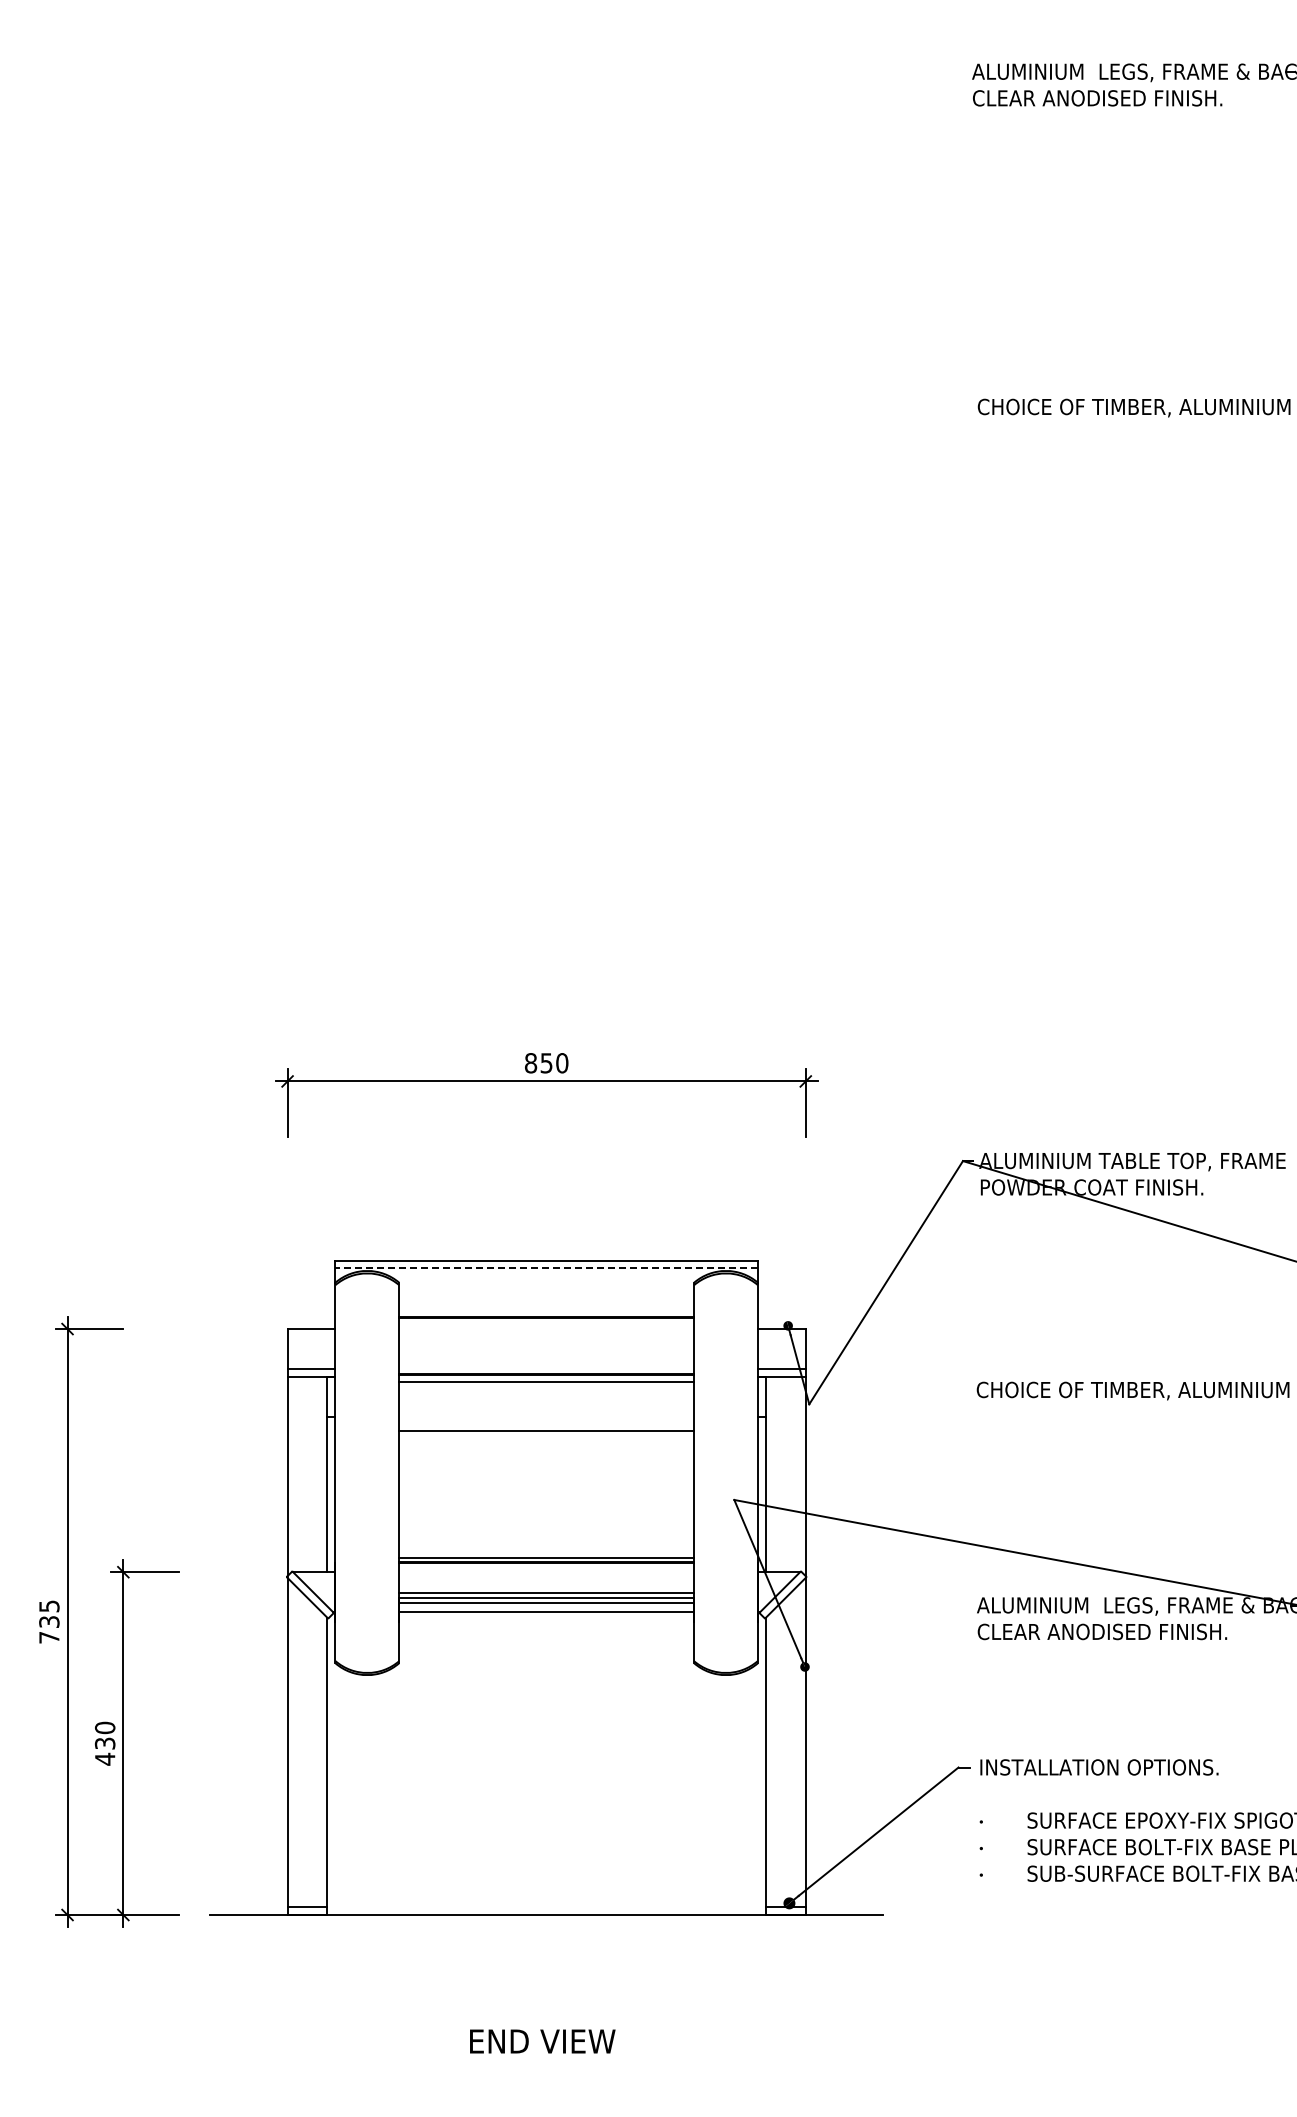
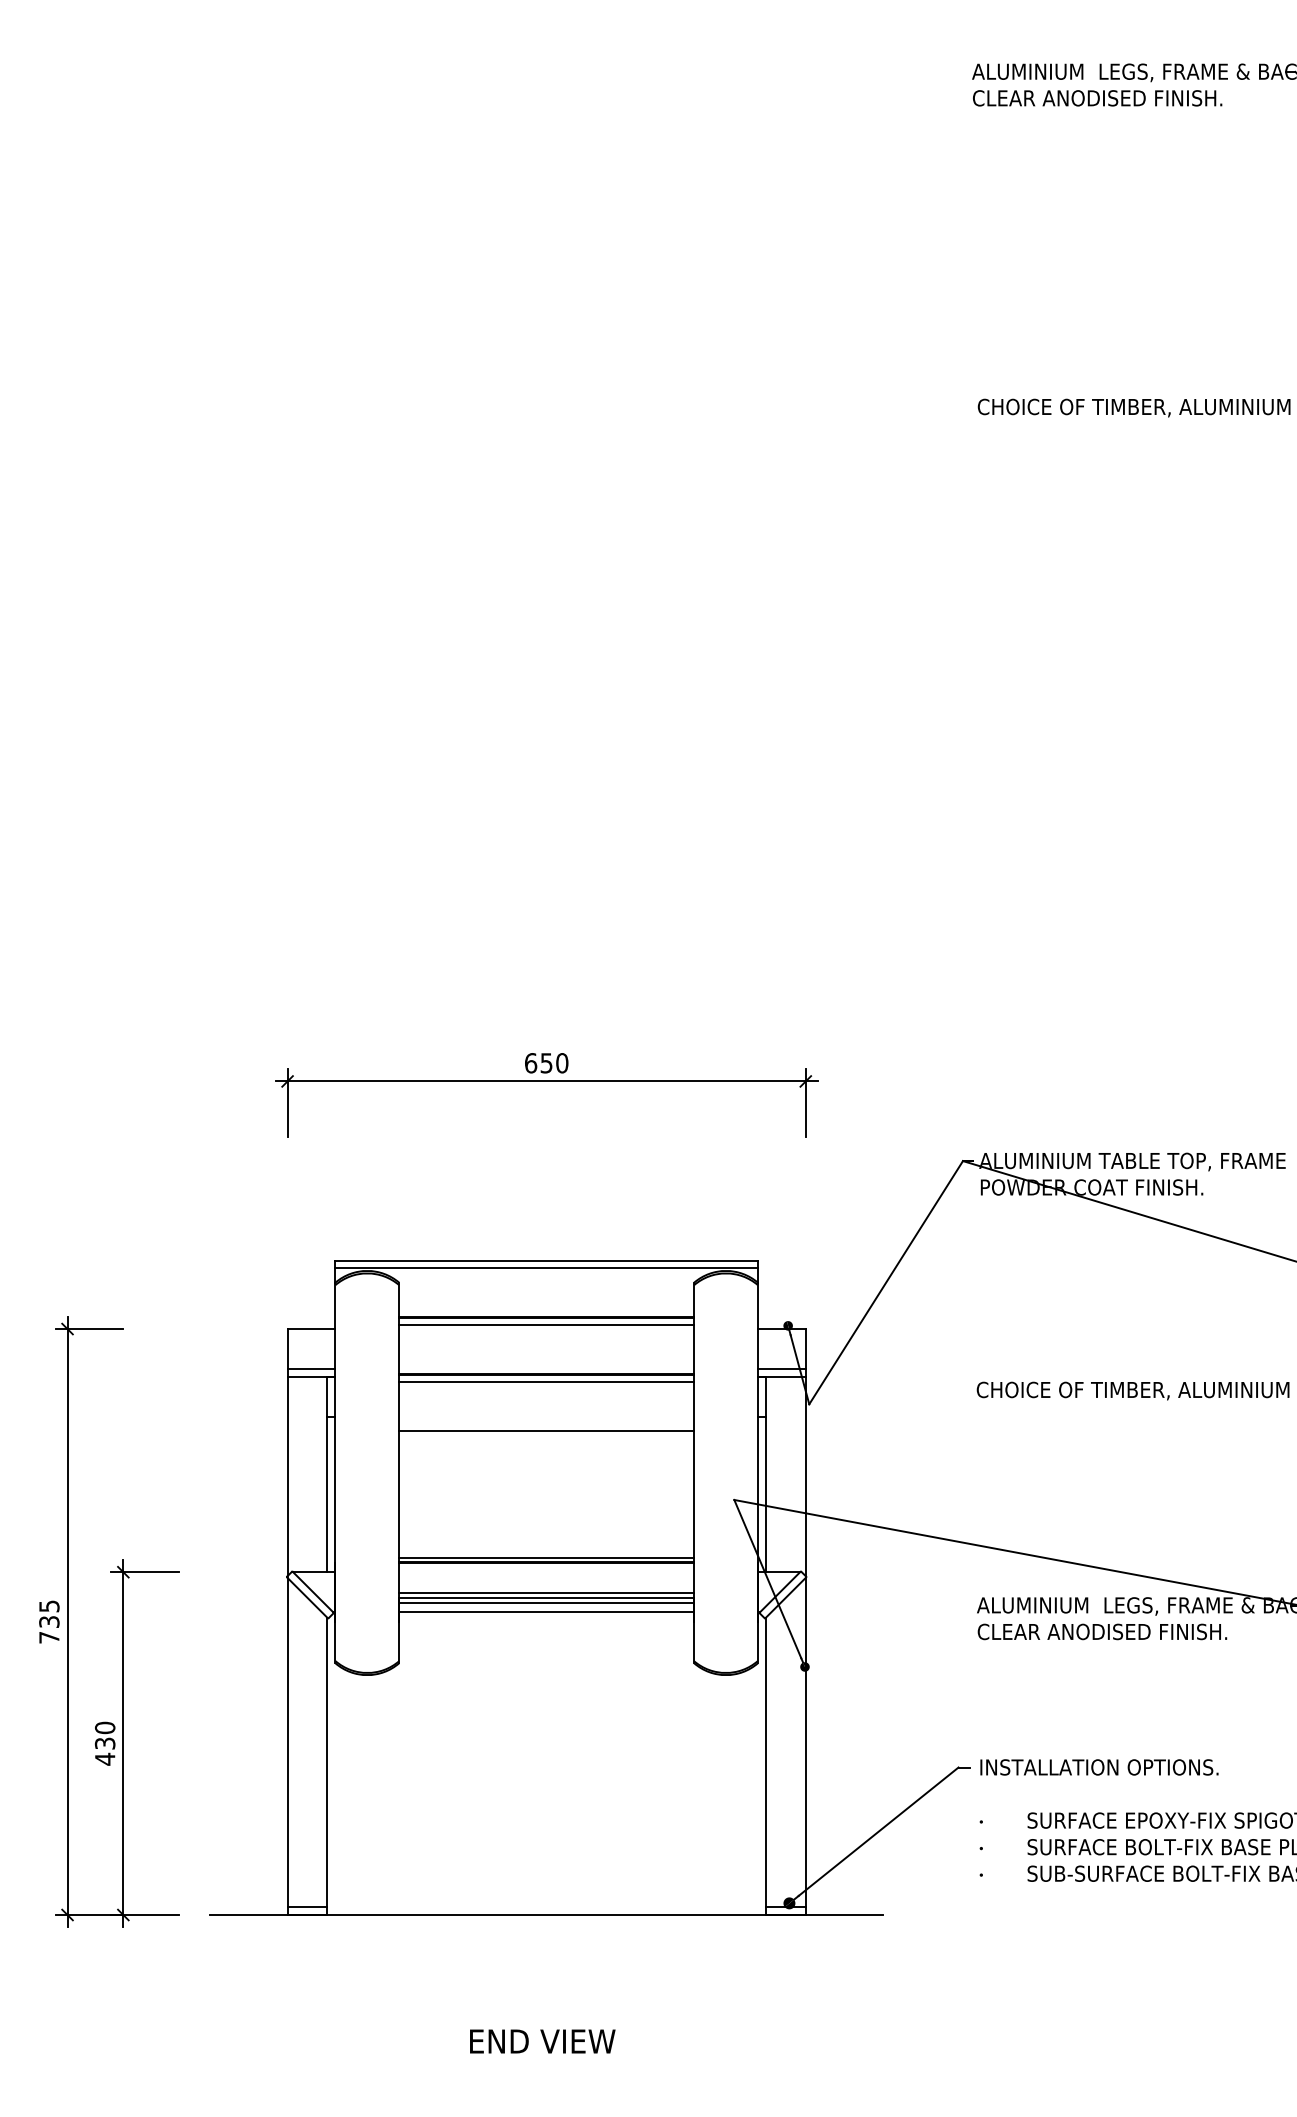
text: 850 -> 650 (531, 1063)
line: dashed -> solid (546, 1268)
line: none -> present (546, 1324)
